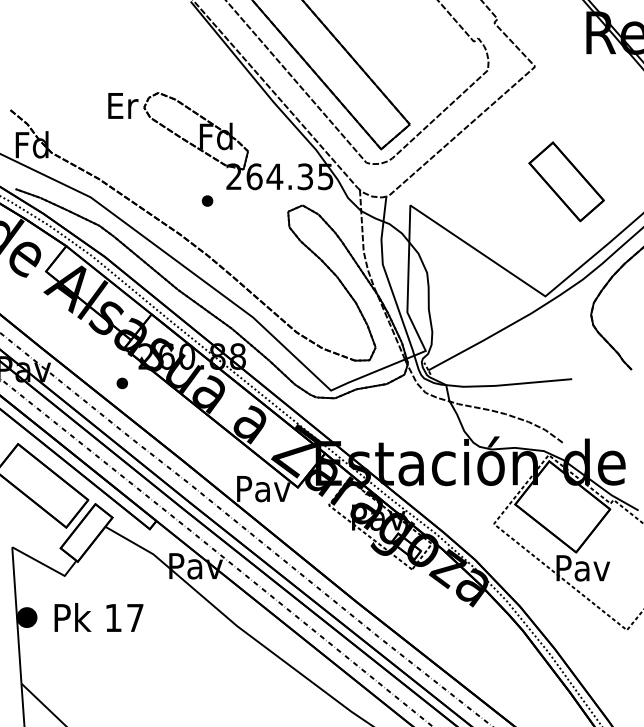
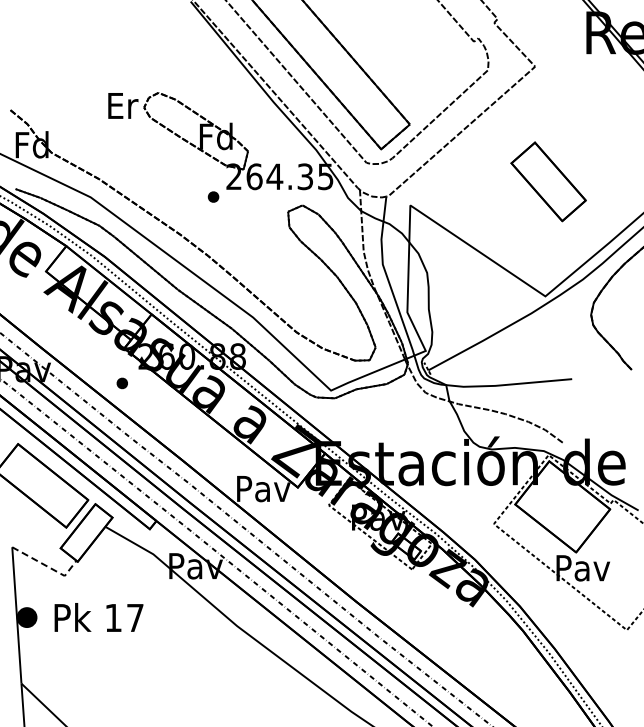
part position: (566, 181) -> (548, 181) (548, 181)
part position: (207, 200) -> (213, 196) (213, 196)
line: solid -> dashed (48, 566)
